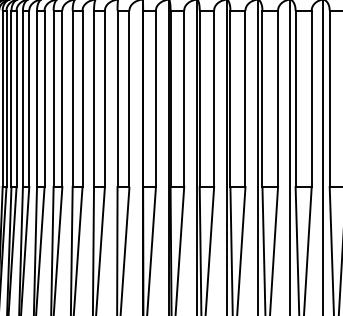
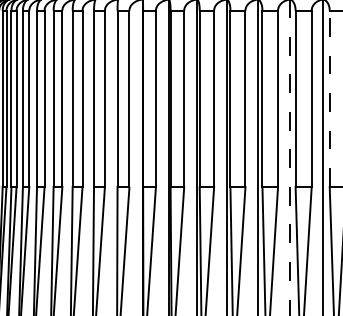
line: solid -> dashed (329, 98)
line: solid -> dashed (290, 157)
